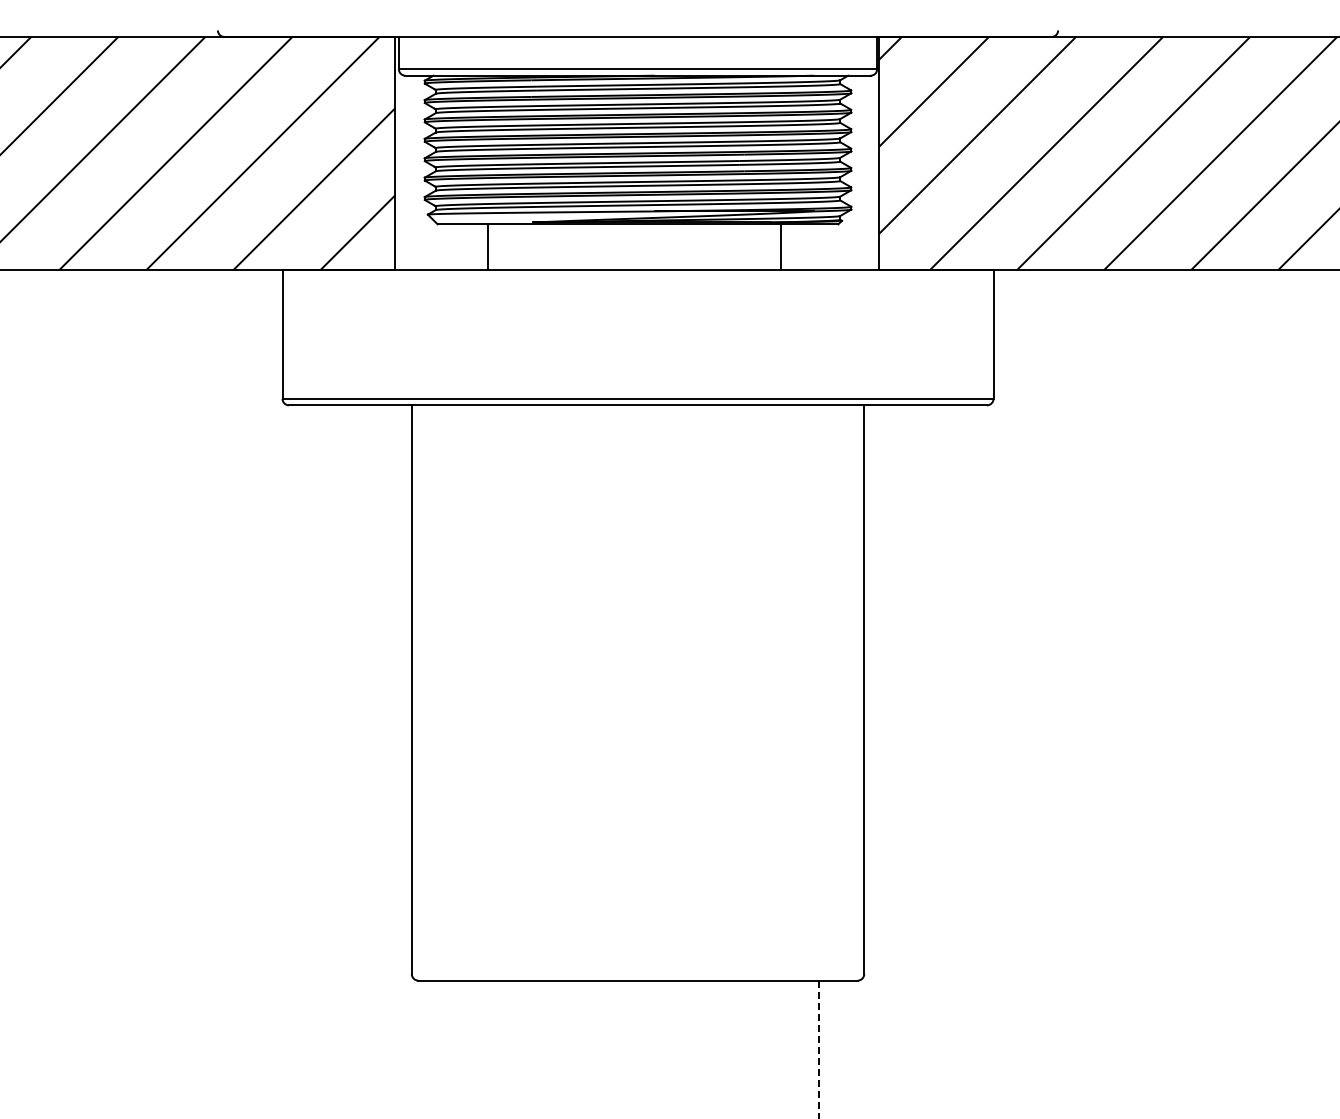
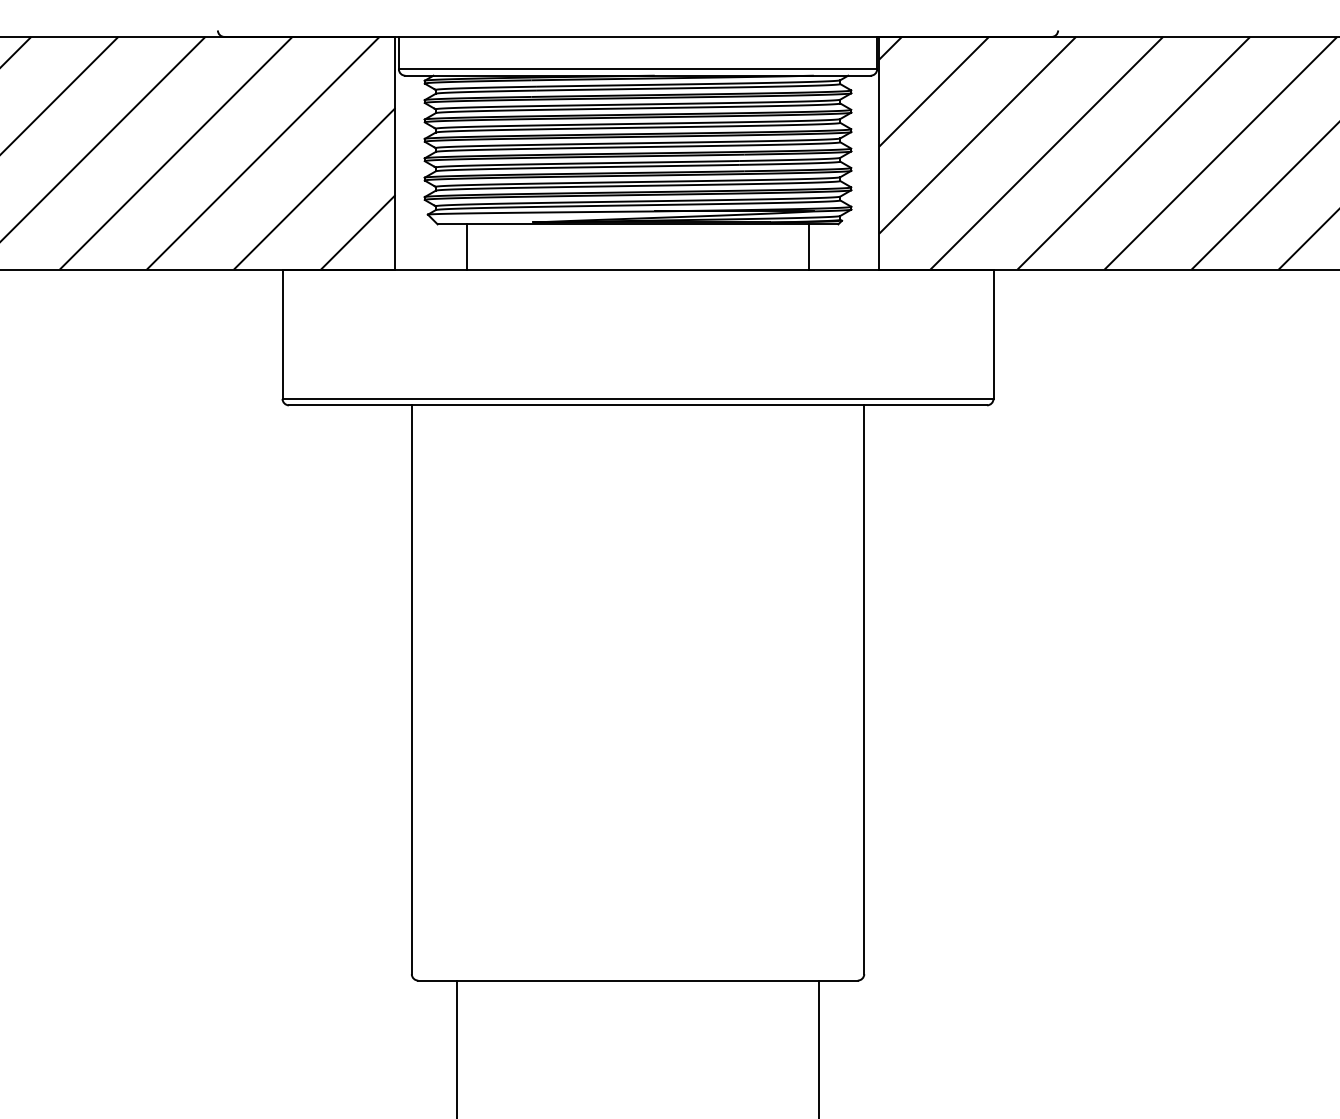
line position: (488, 246) -> (467, 246) (467, 246)
line position: (780, 246) -> (808, 246) (808, 246)
line: none -> present (457, 1047)
line: dashed -> solid (819, 1049)
